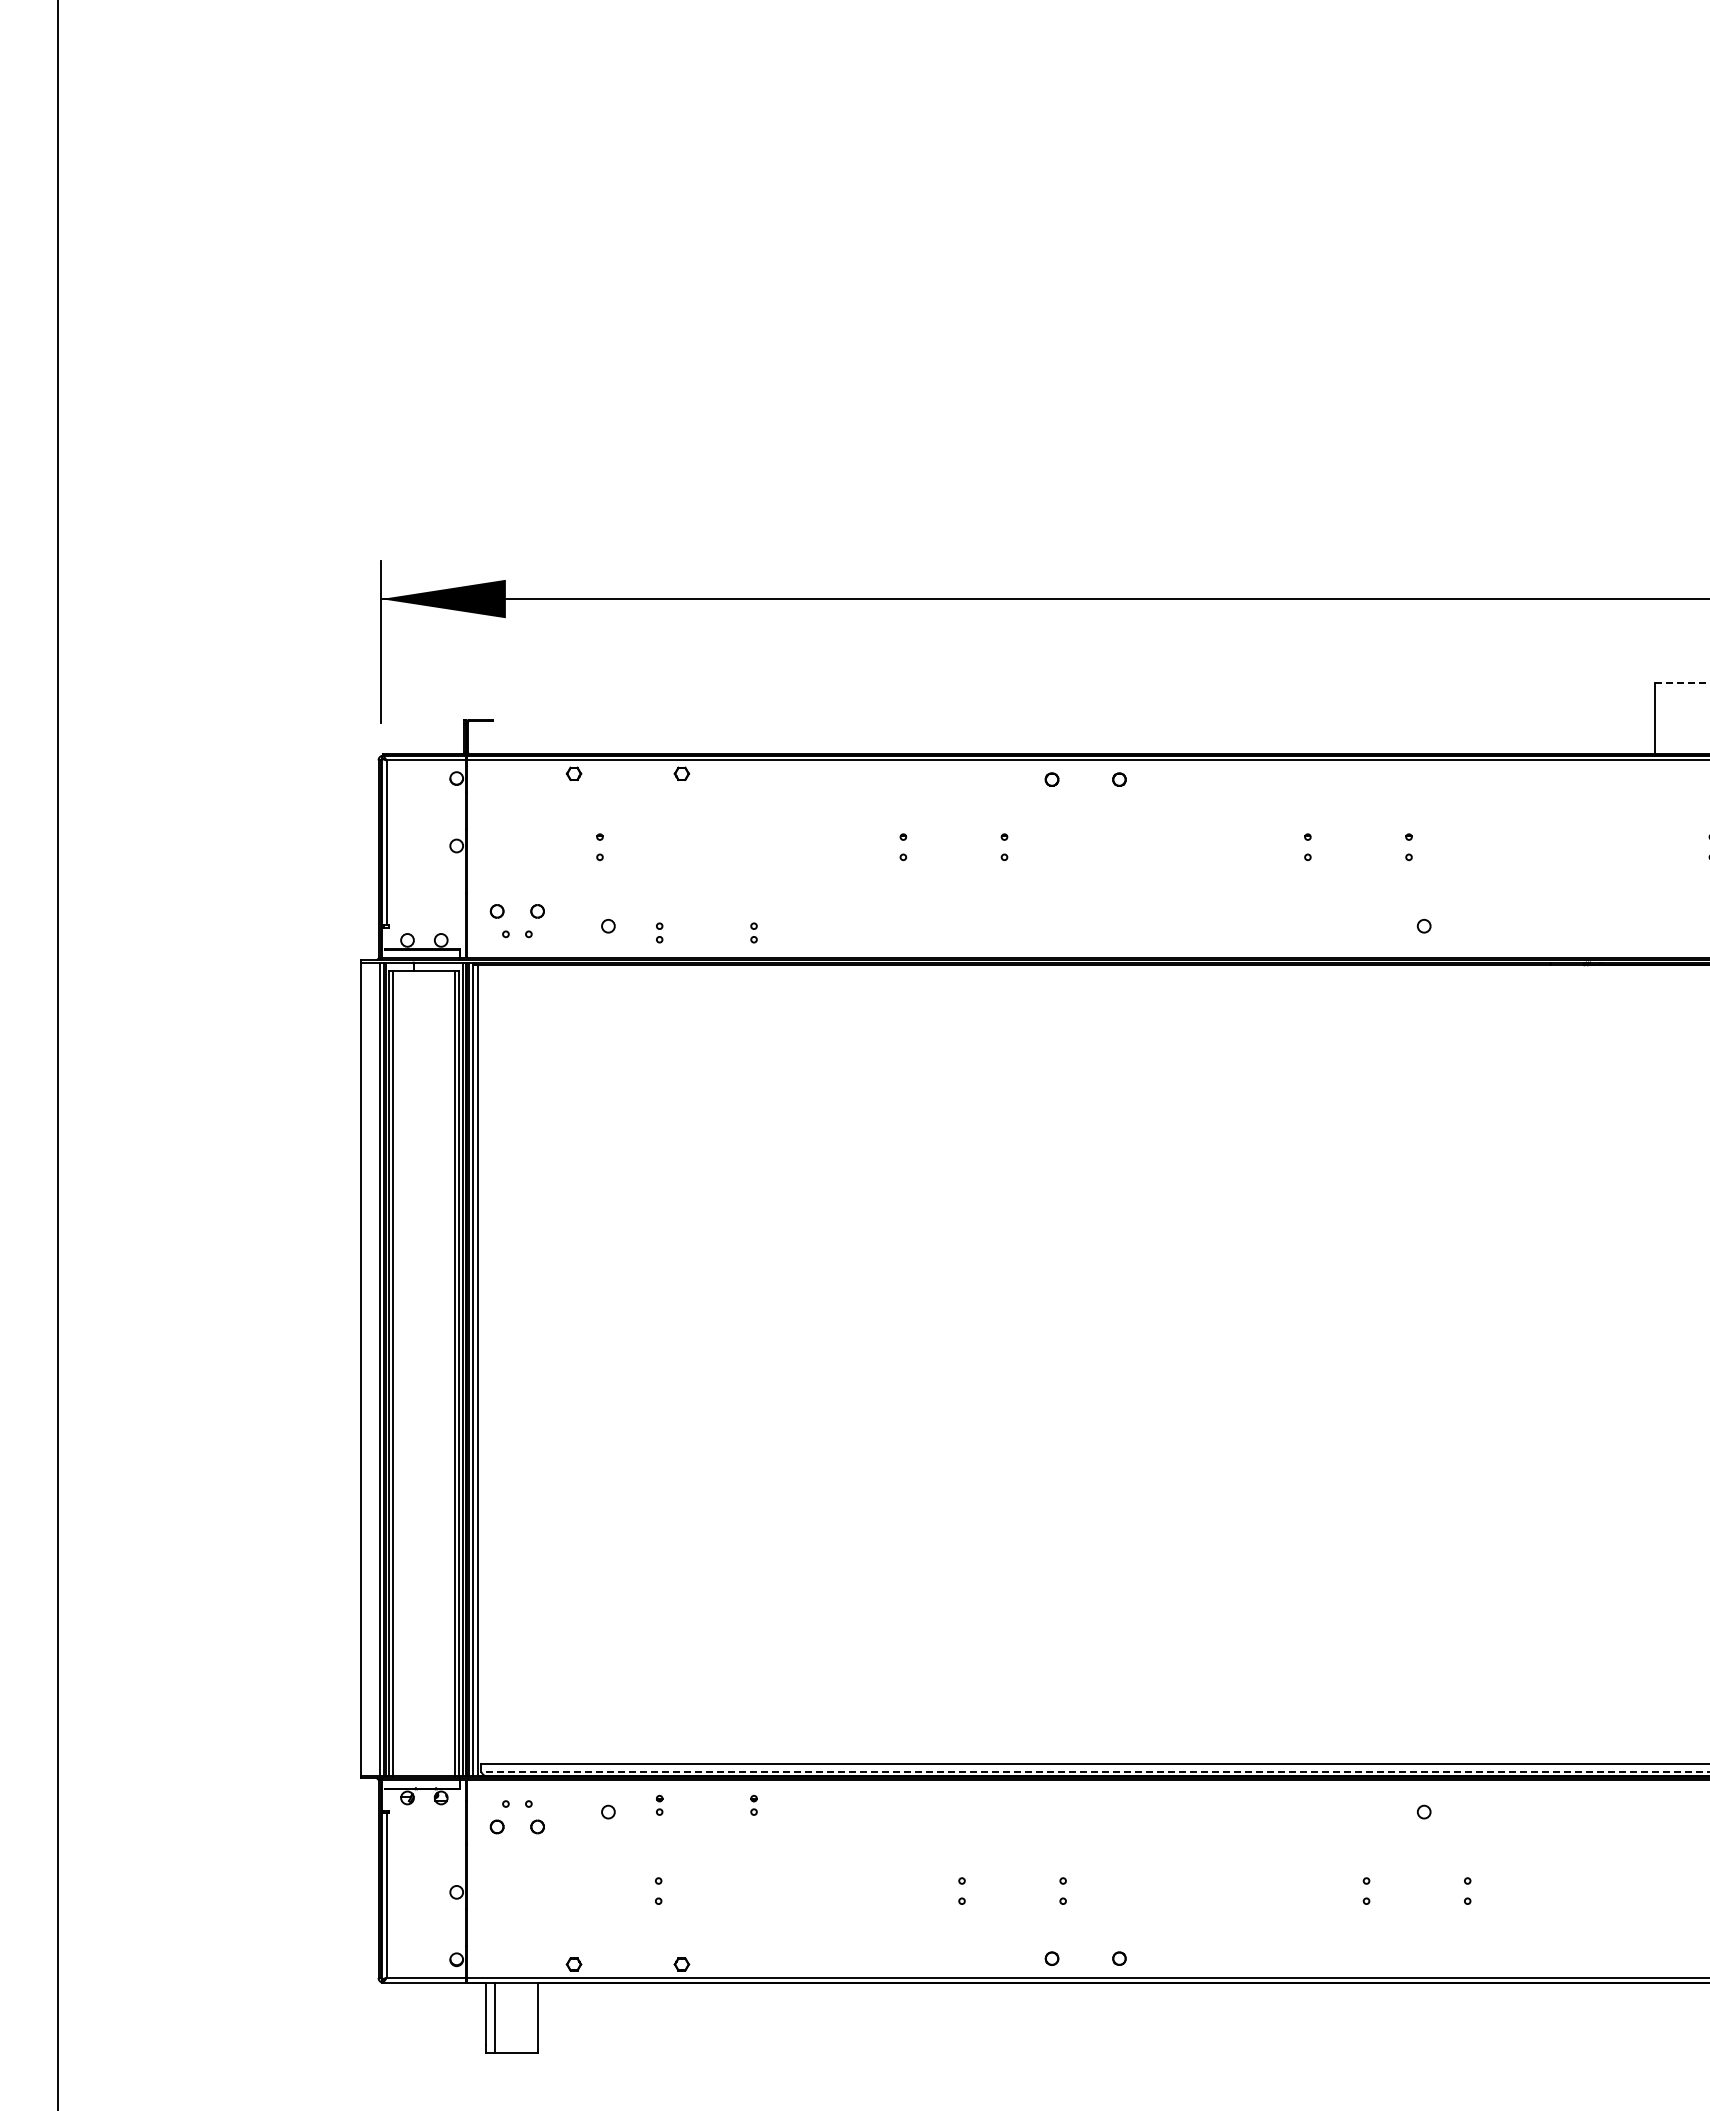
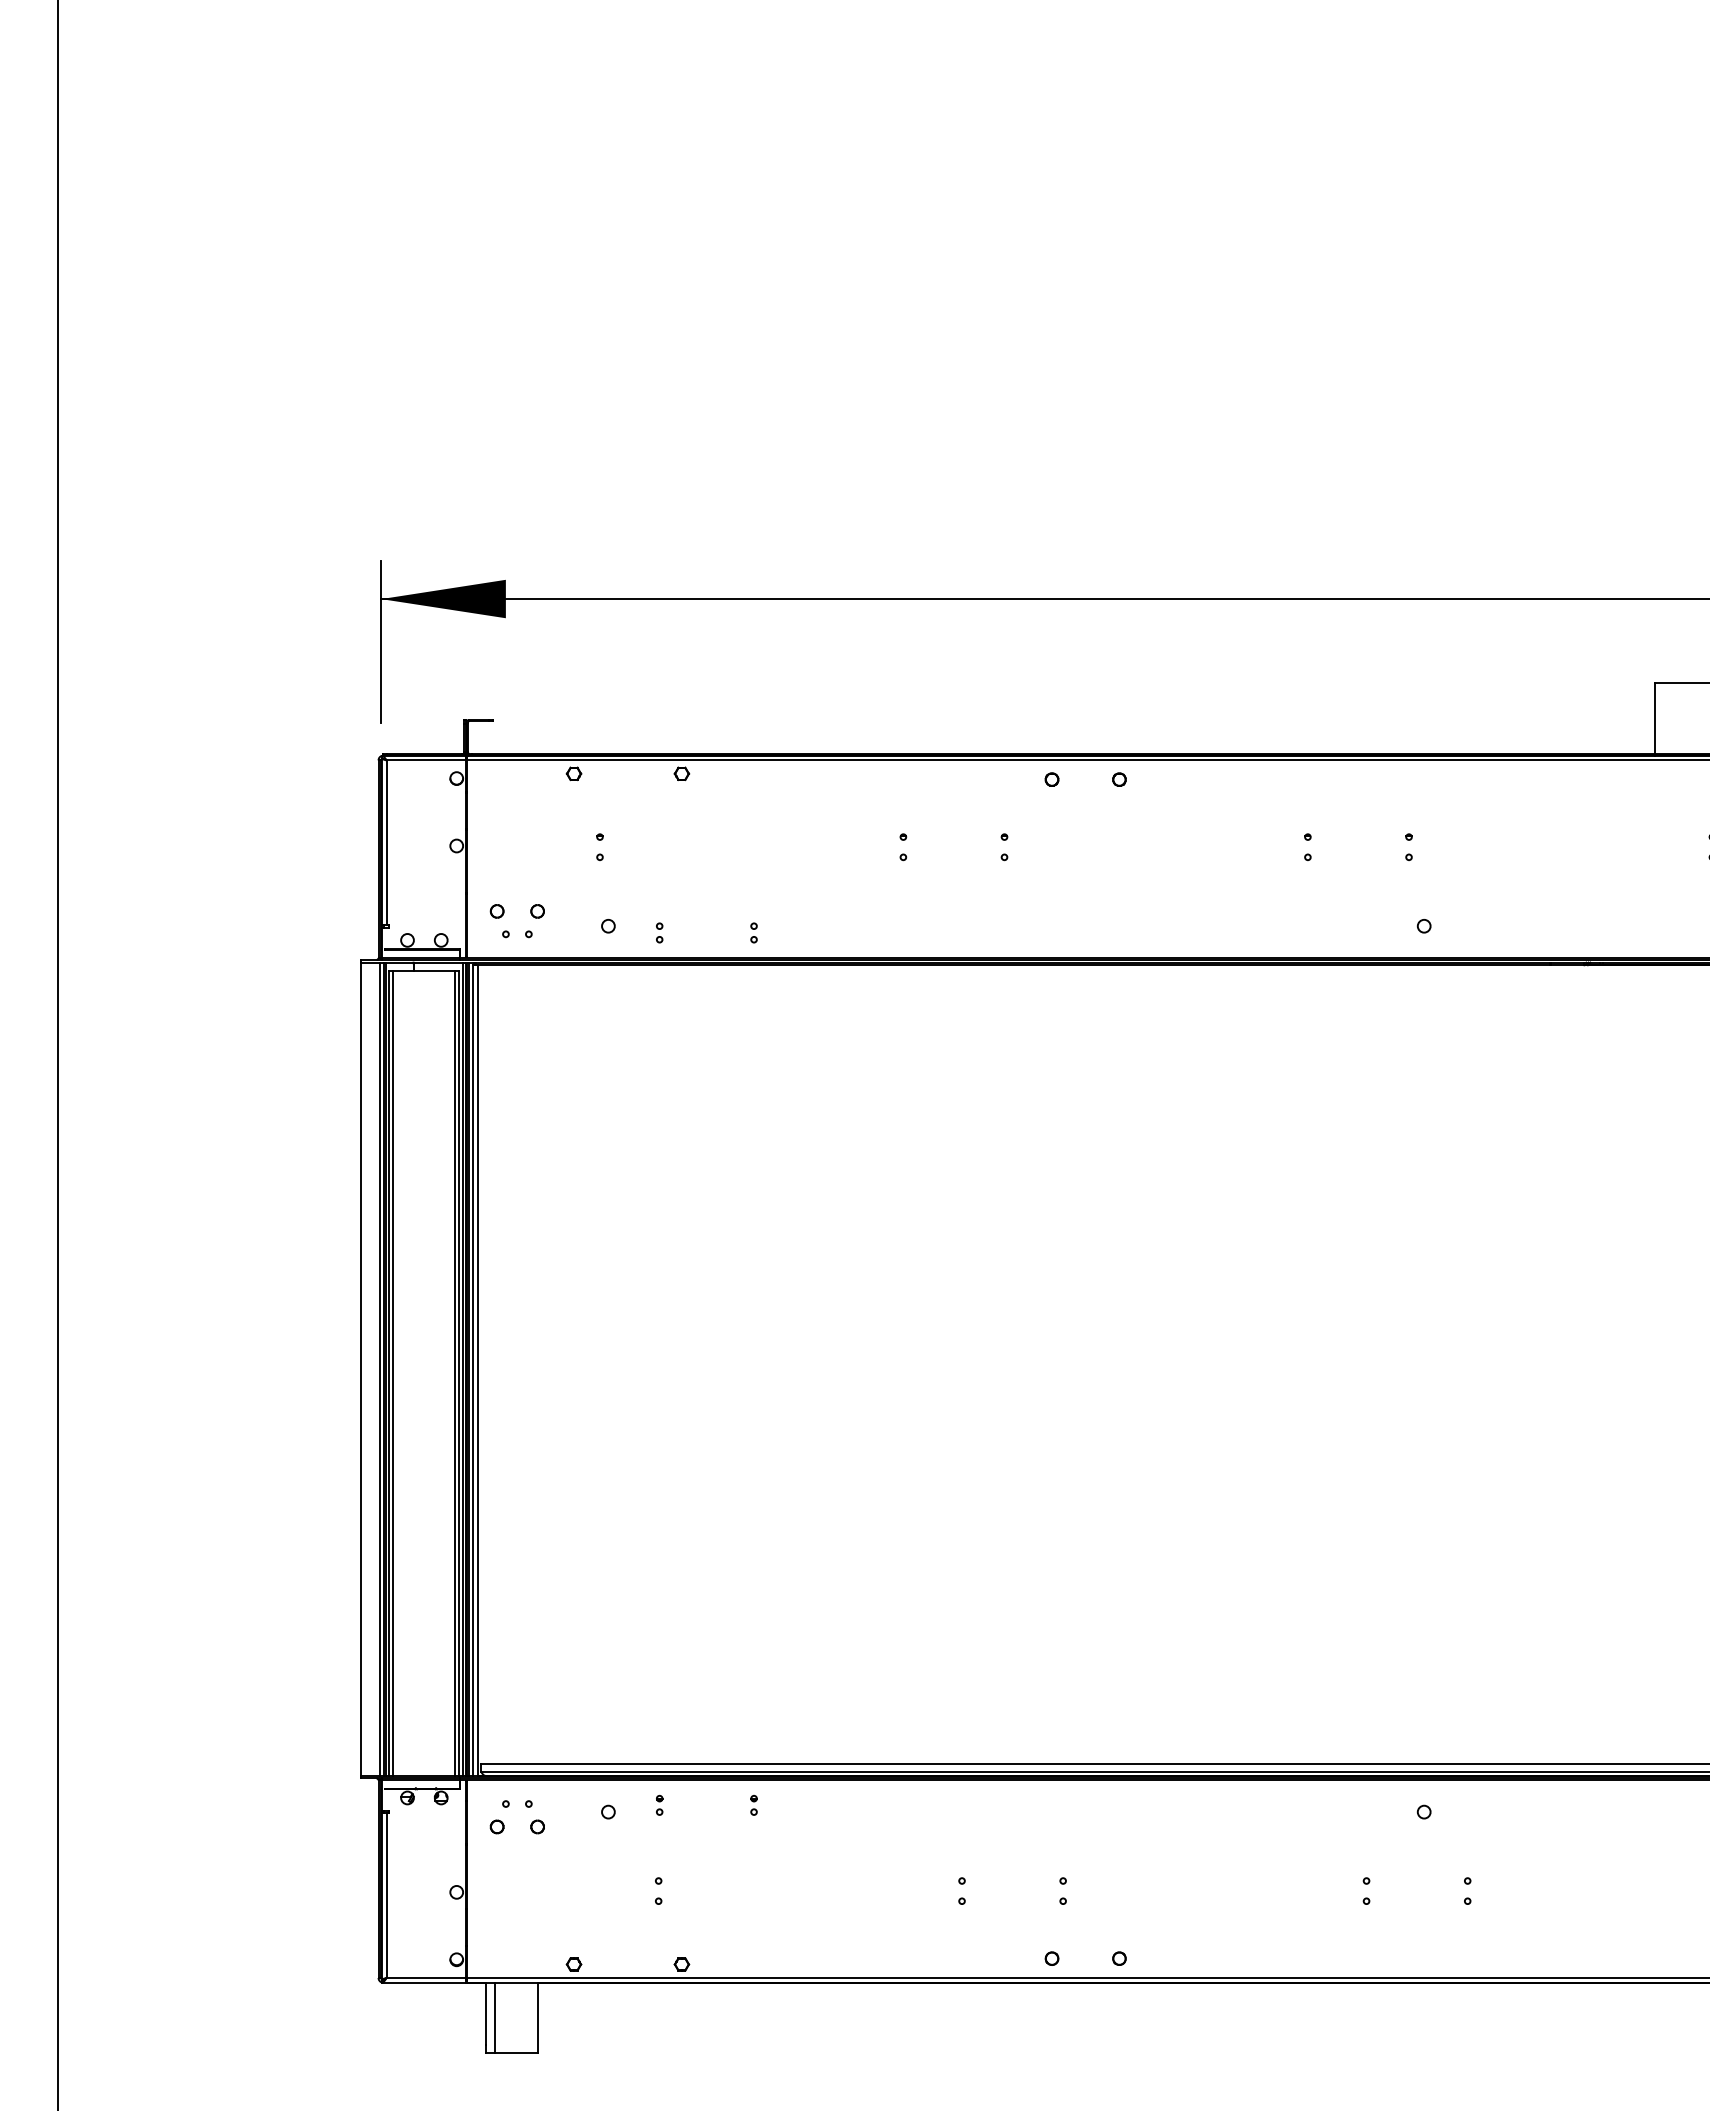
line: dashed -> solid (1682, 682)
line: dashed -> solid (1094, 1771)
